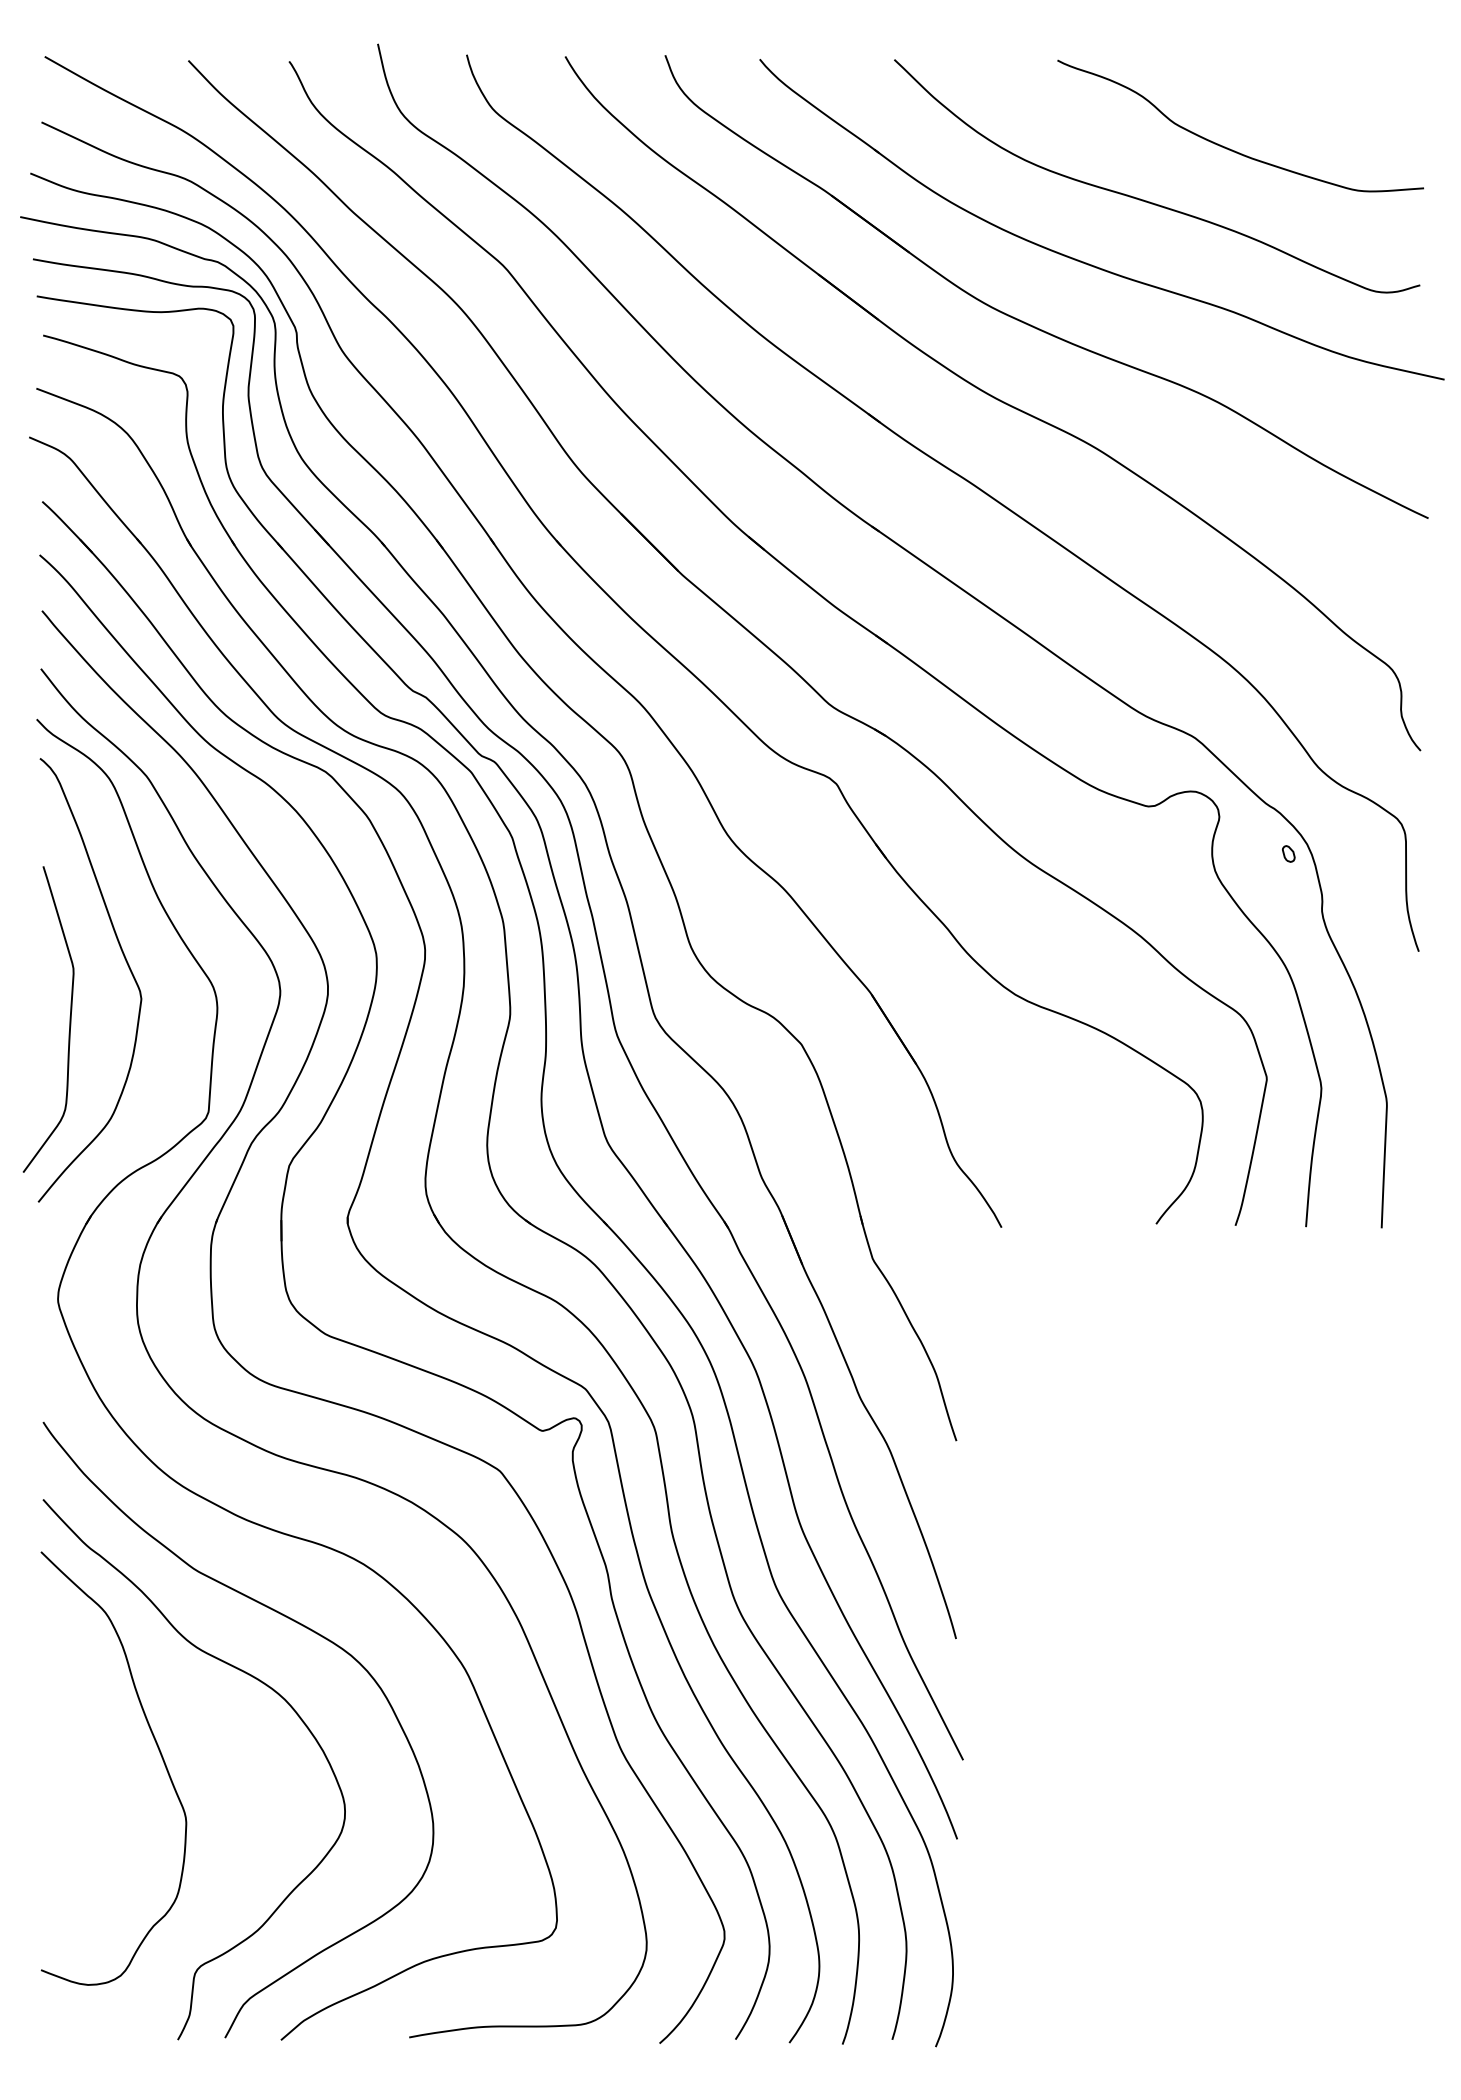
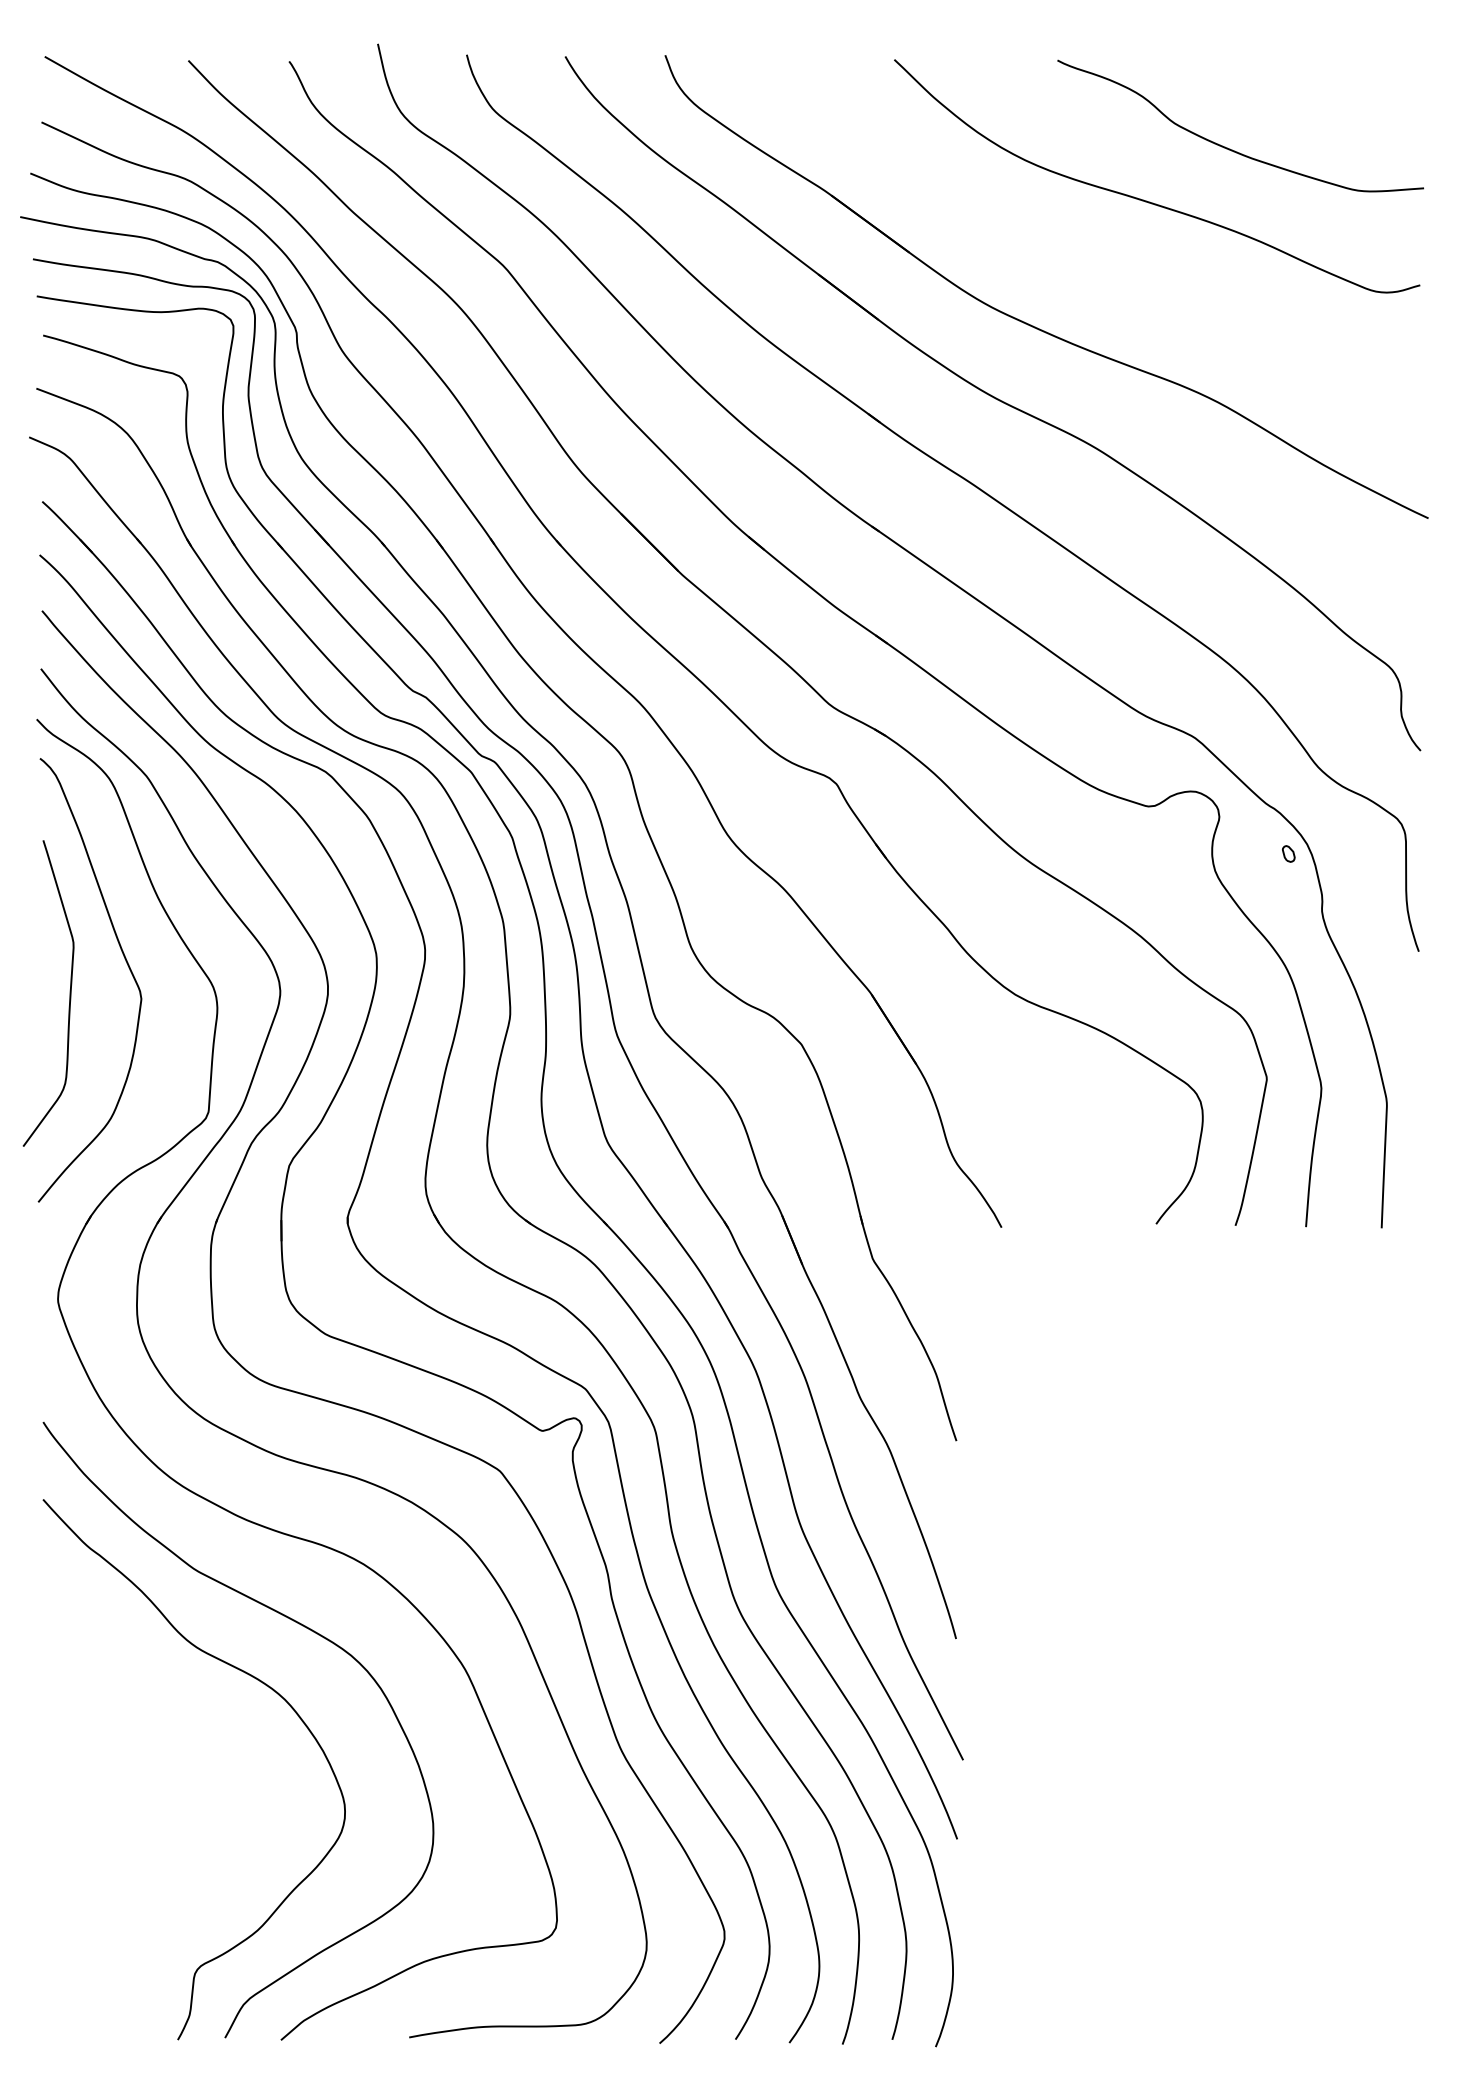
part: present -> none (1086, 262)
curve position: (69, 1019) -> (69, 993) (69, 993)
curve: present -> none (157, 1748)
